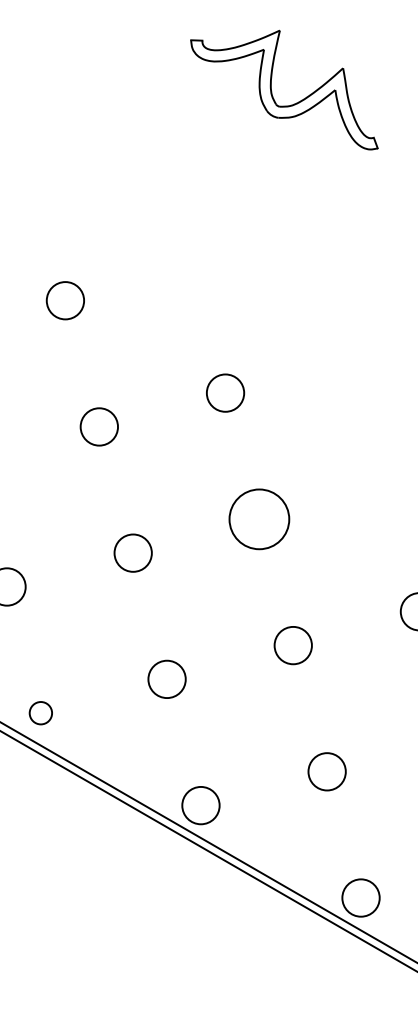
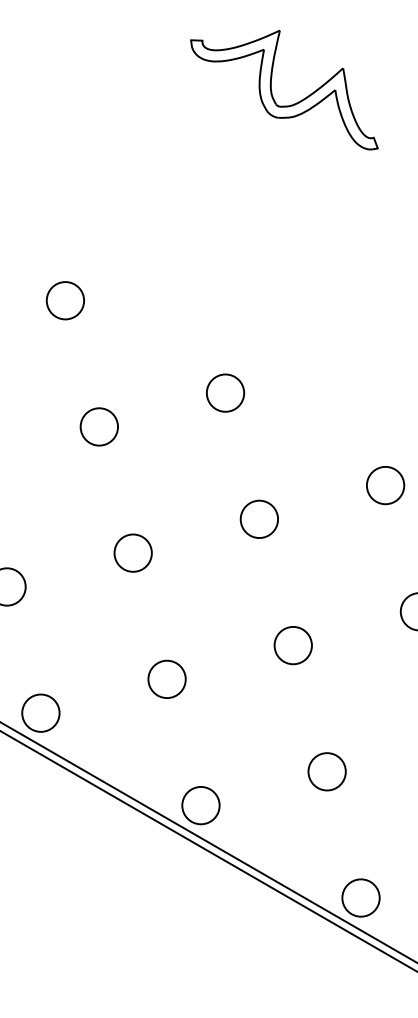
circle: none -> present (385, 485)
circle diameter: 60 px -> 37 px (259, 519)
circle diameter: 22 px -> 37 px (40, 712)
